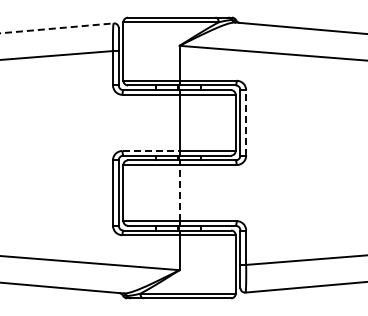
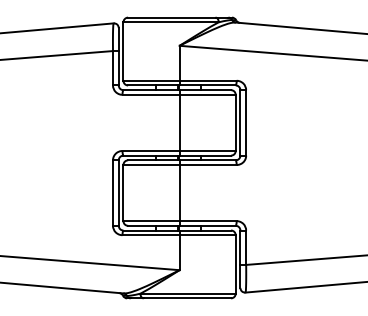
line: dashed -> solid (57, 28)
line: dashed -> solid (246, 122)
line: dashed -> solid (151, 150)
line: dashed -> solid (179, 192)
